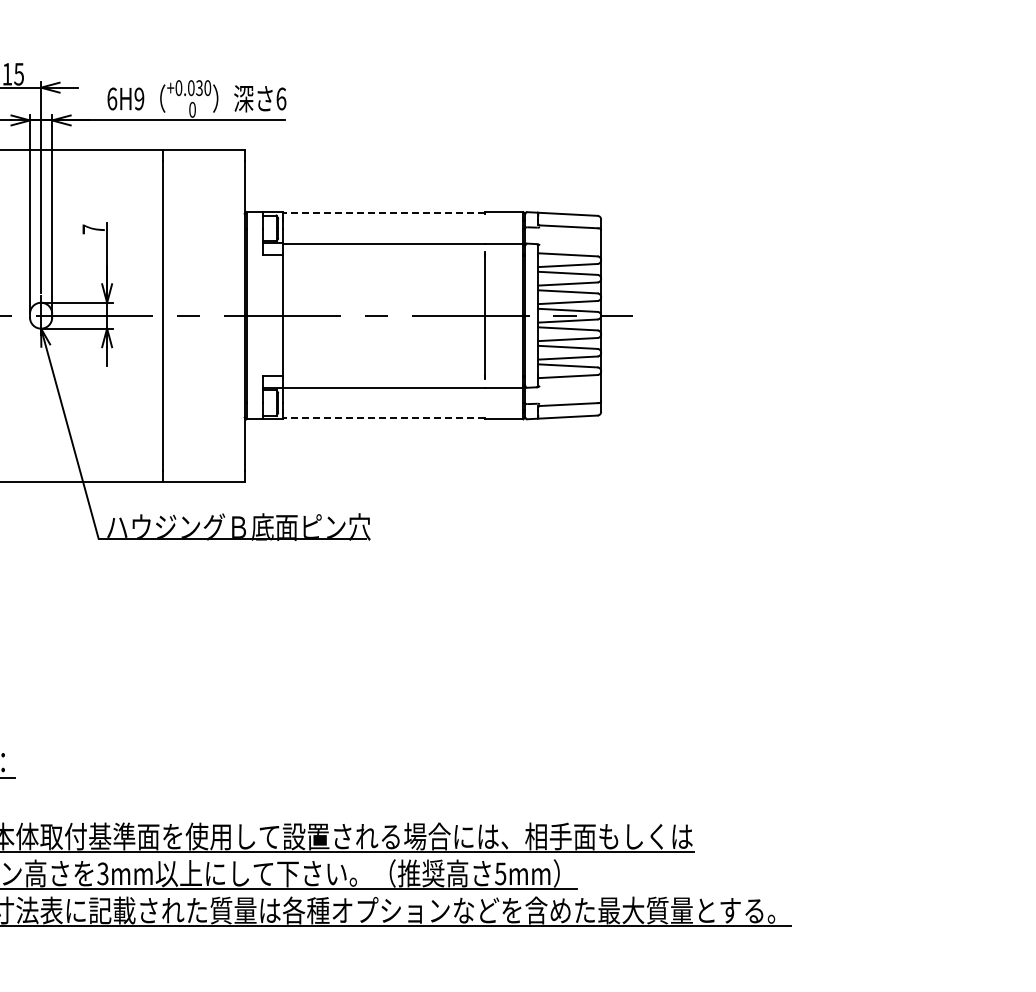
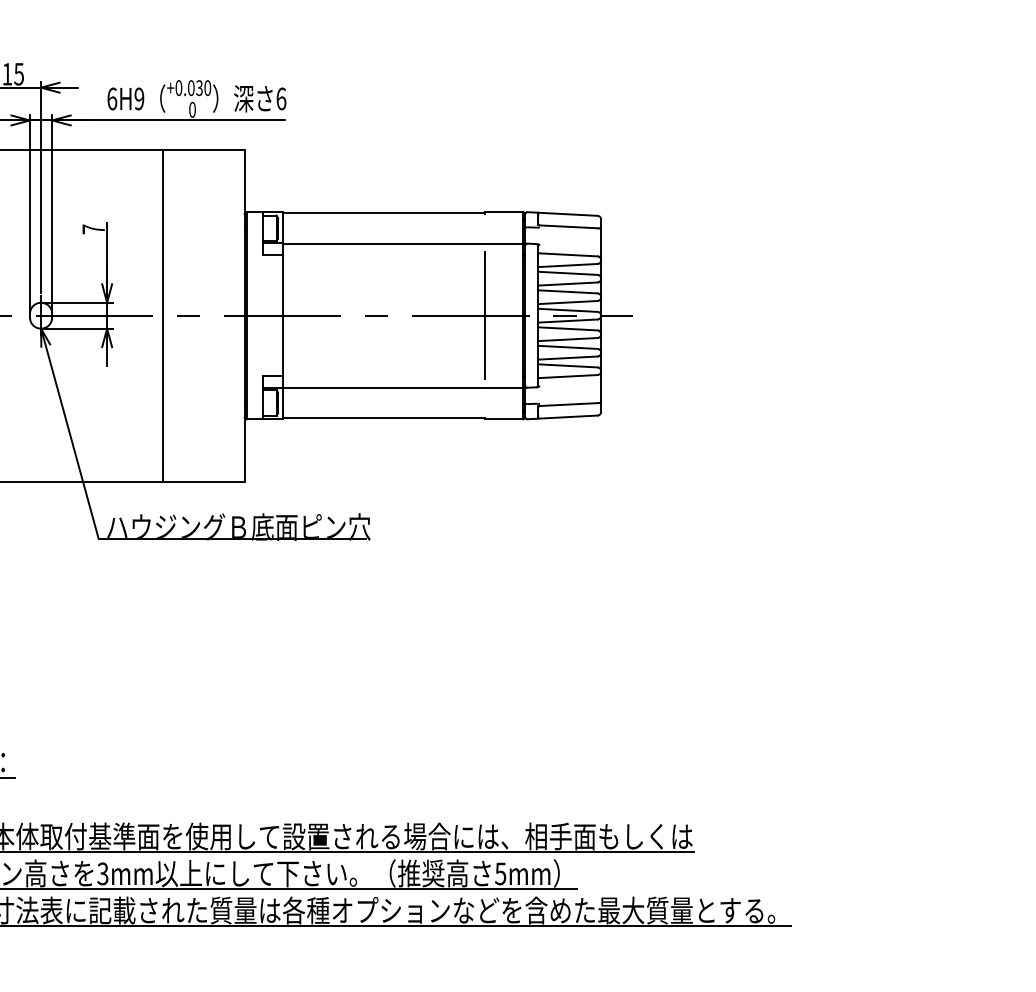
line: dashed -> solid (384, 212)
line: dashed -> solid (384, 418)
